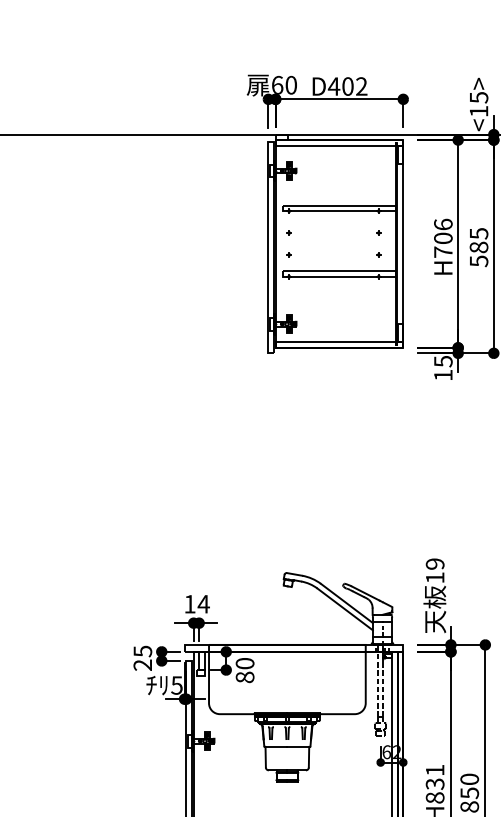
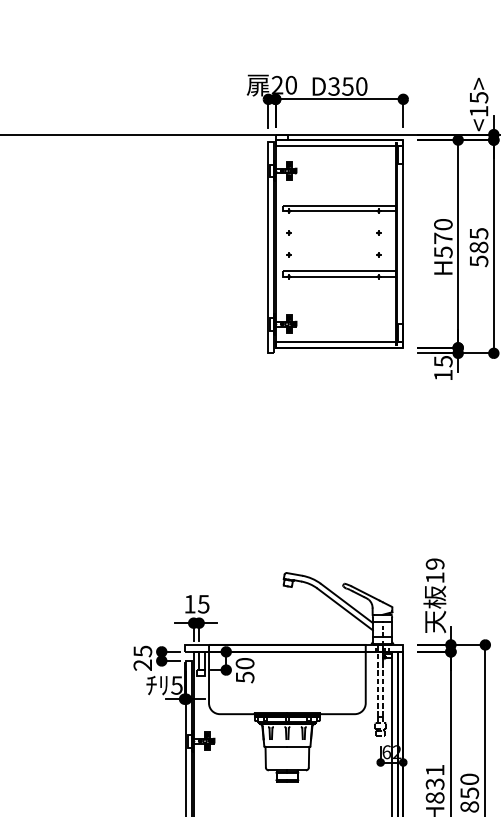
text: 60 -> 20 (277, 84)
text: D402 -> D350 (347, 86)
text: H706 -> H570 (443, 238)
text: 14 -> 15 (203, 604)
text: 80 -> 50 (244, 677)
